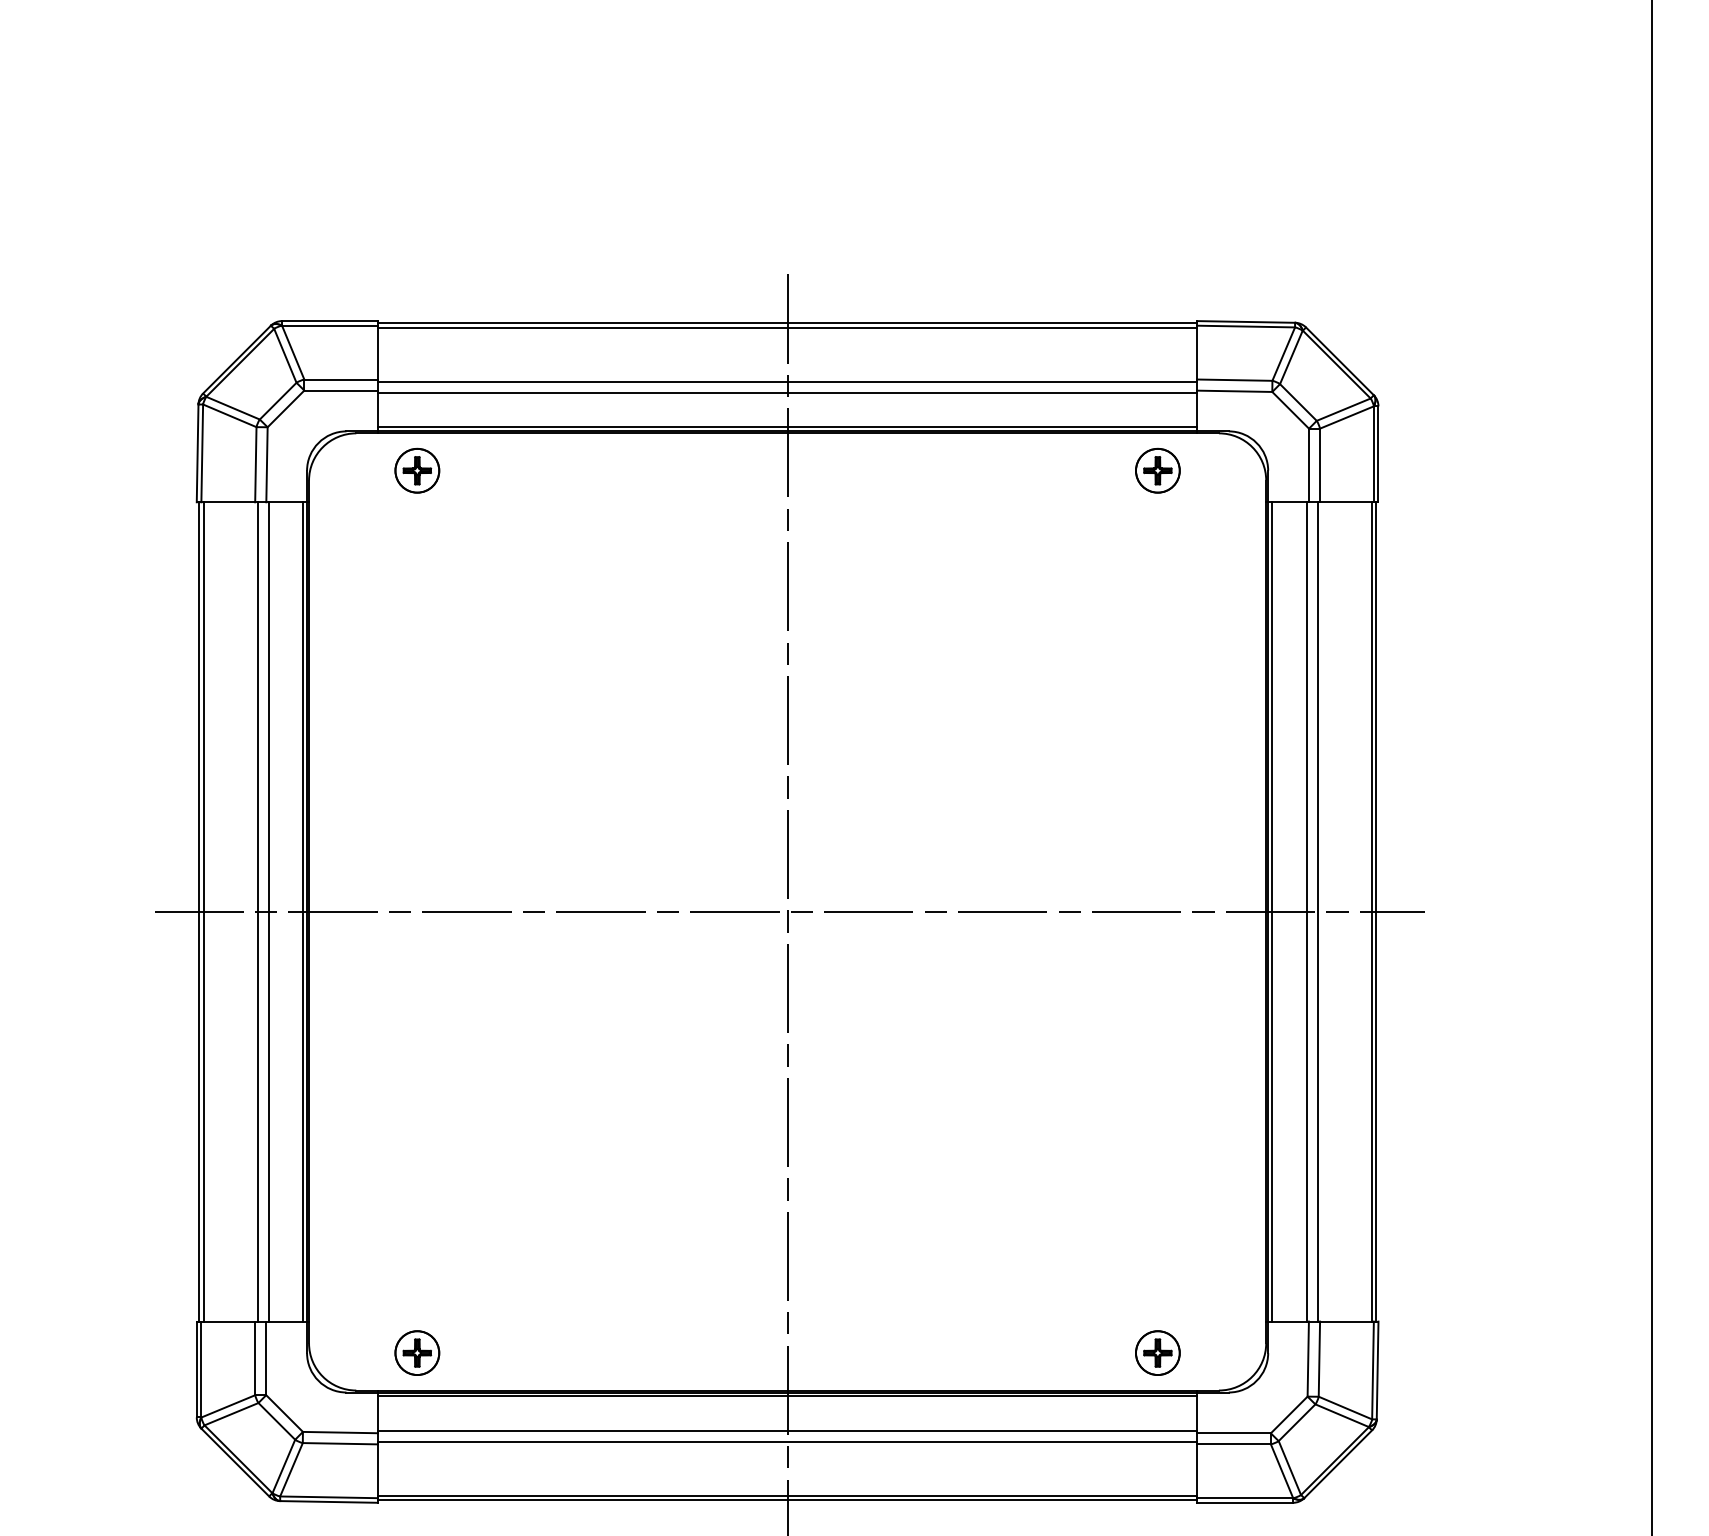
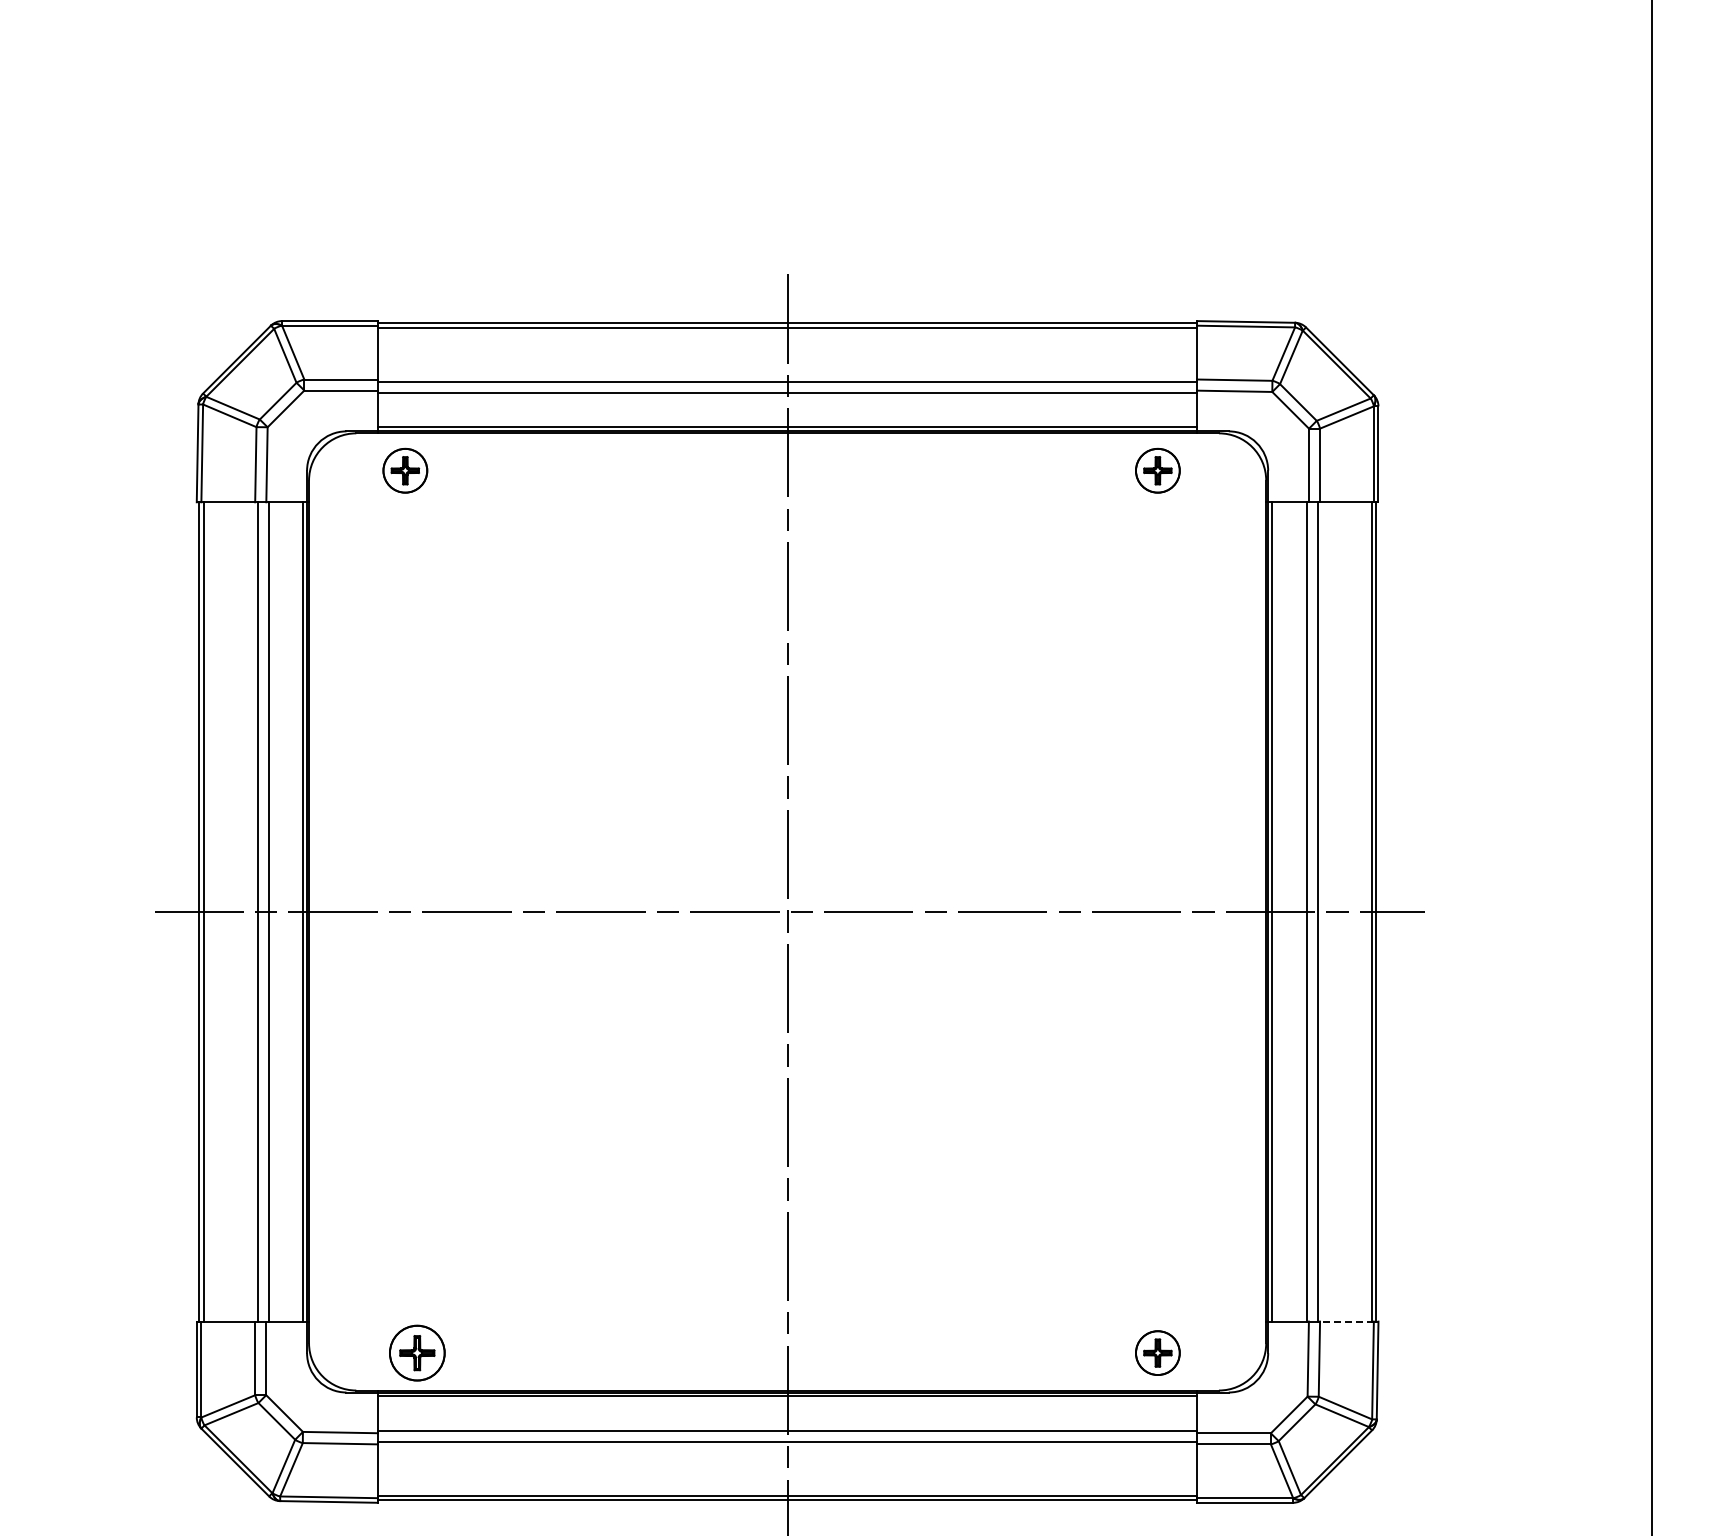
part position: (417, 470) -> (405, 470) (405, 470)
line: solid -> dashed (1346, 1321)
part size: 47x46 px -> 57x58 px (417, 1352)
